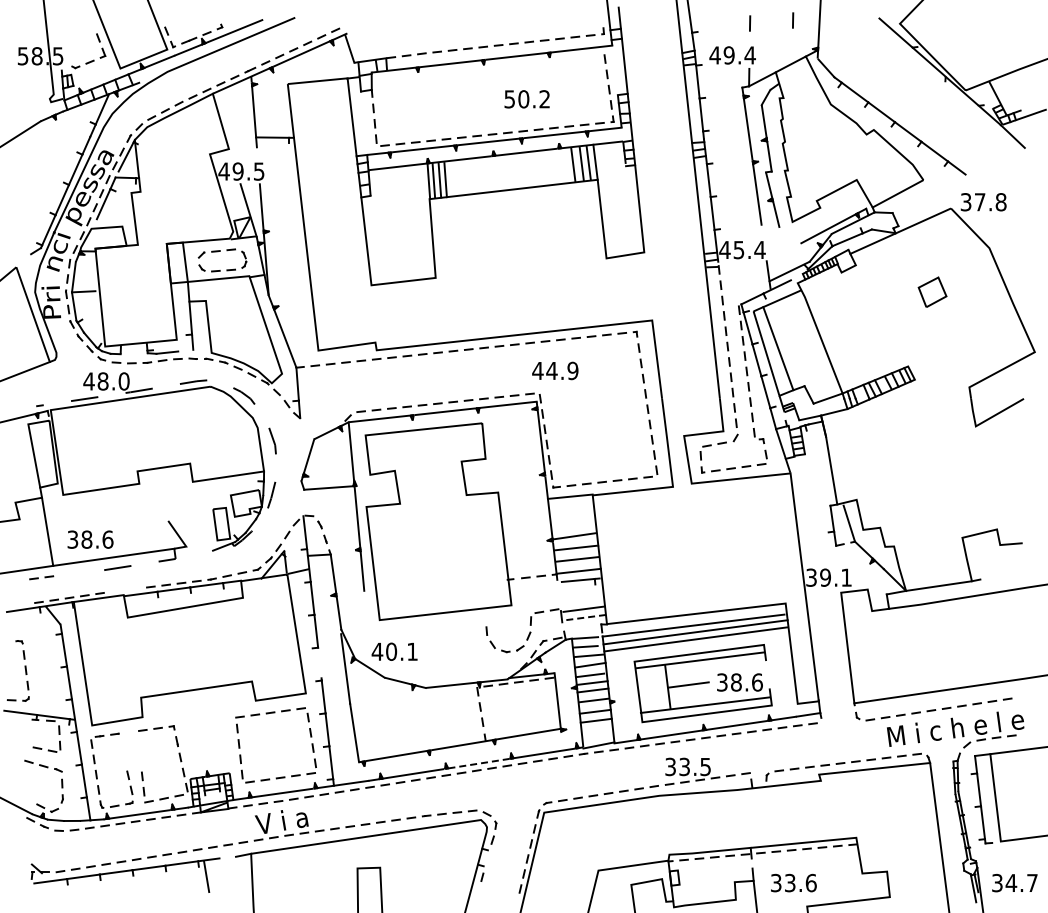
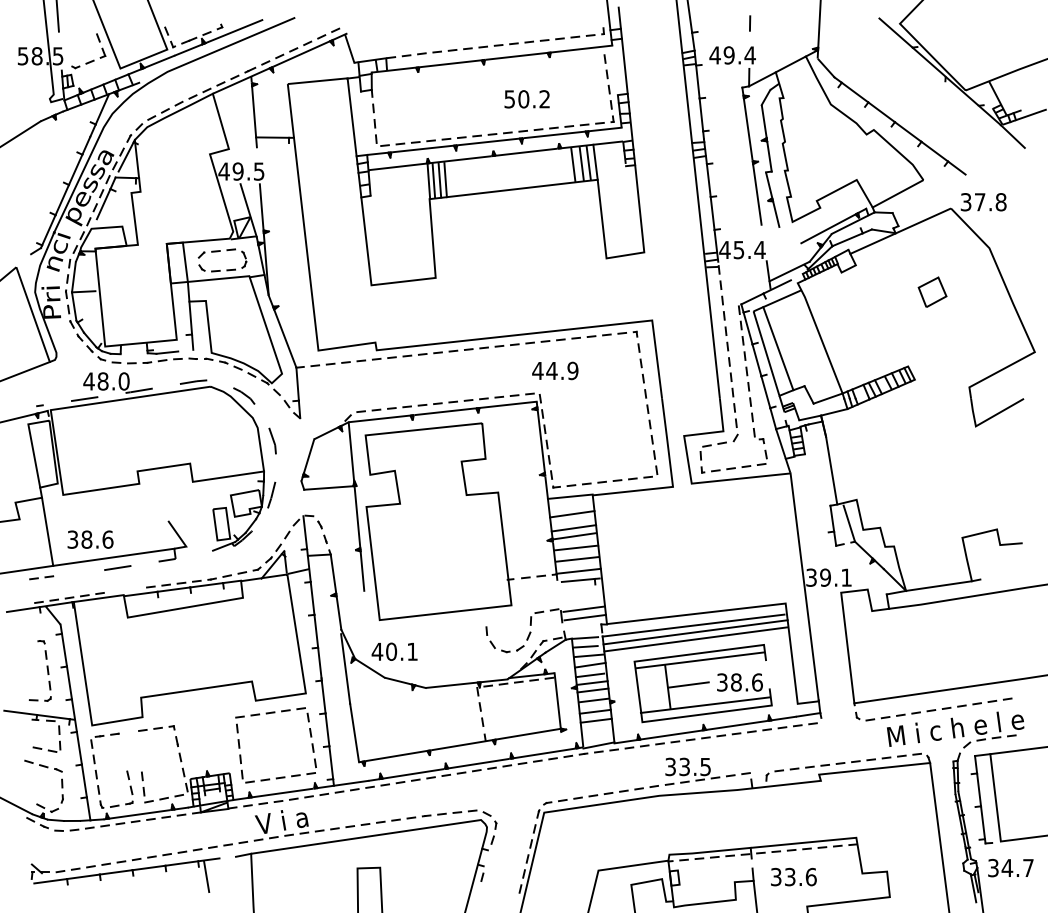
line: none -> present (57, 16)
line: present -> none (793, 20)
line: none -> present (572, 514)
line: none -> present (573, 528)
line: dashed -> solid (585, 617)
line: none -> present (319, 662)
part position: (24, 668) -> (46, 668) (46, 668)
line: dashed -> solid (476, 764)
text position: (793, 882) -> (793, 876) (793, 876)
text position: (1014, 883) -> (1010, 868) (1010, 868)
